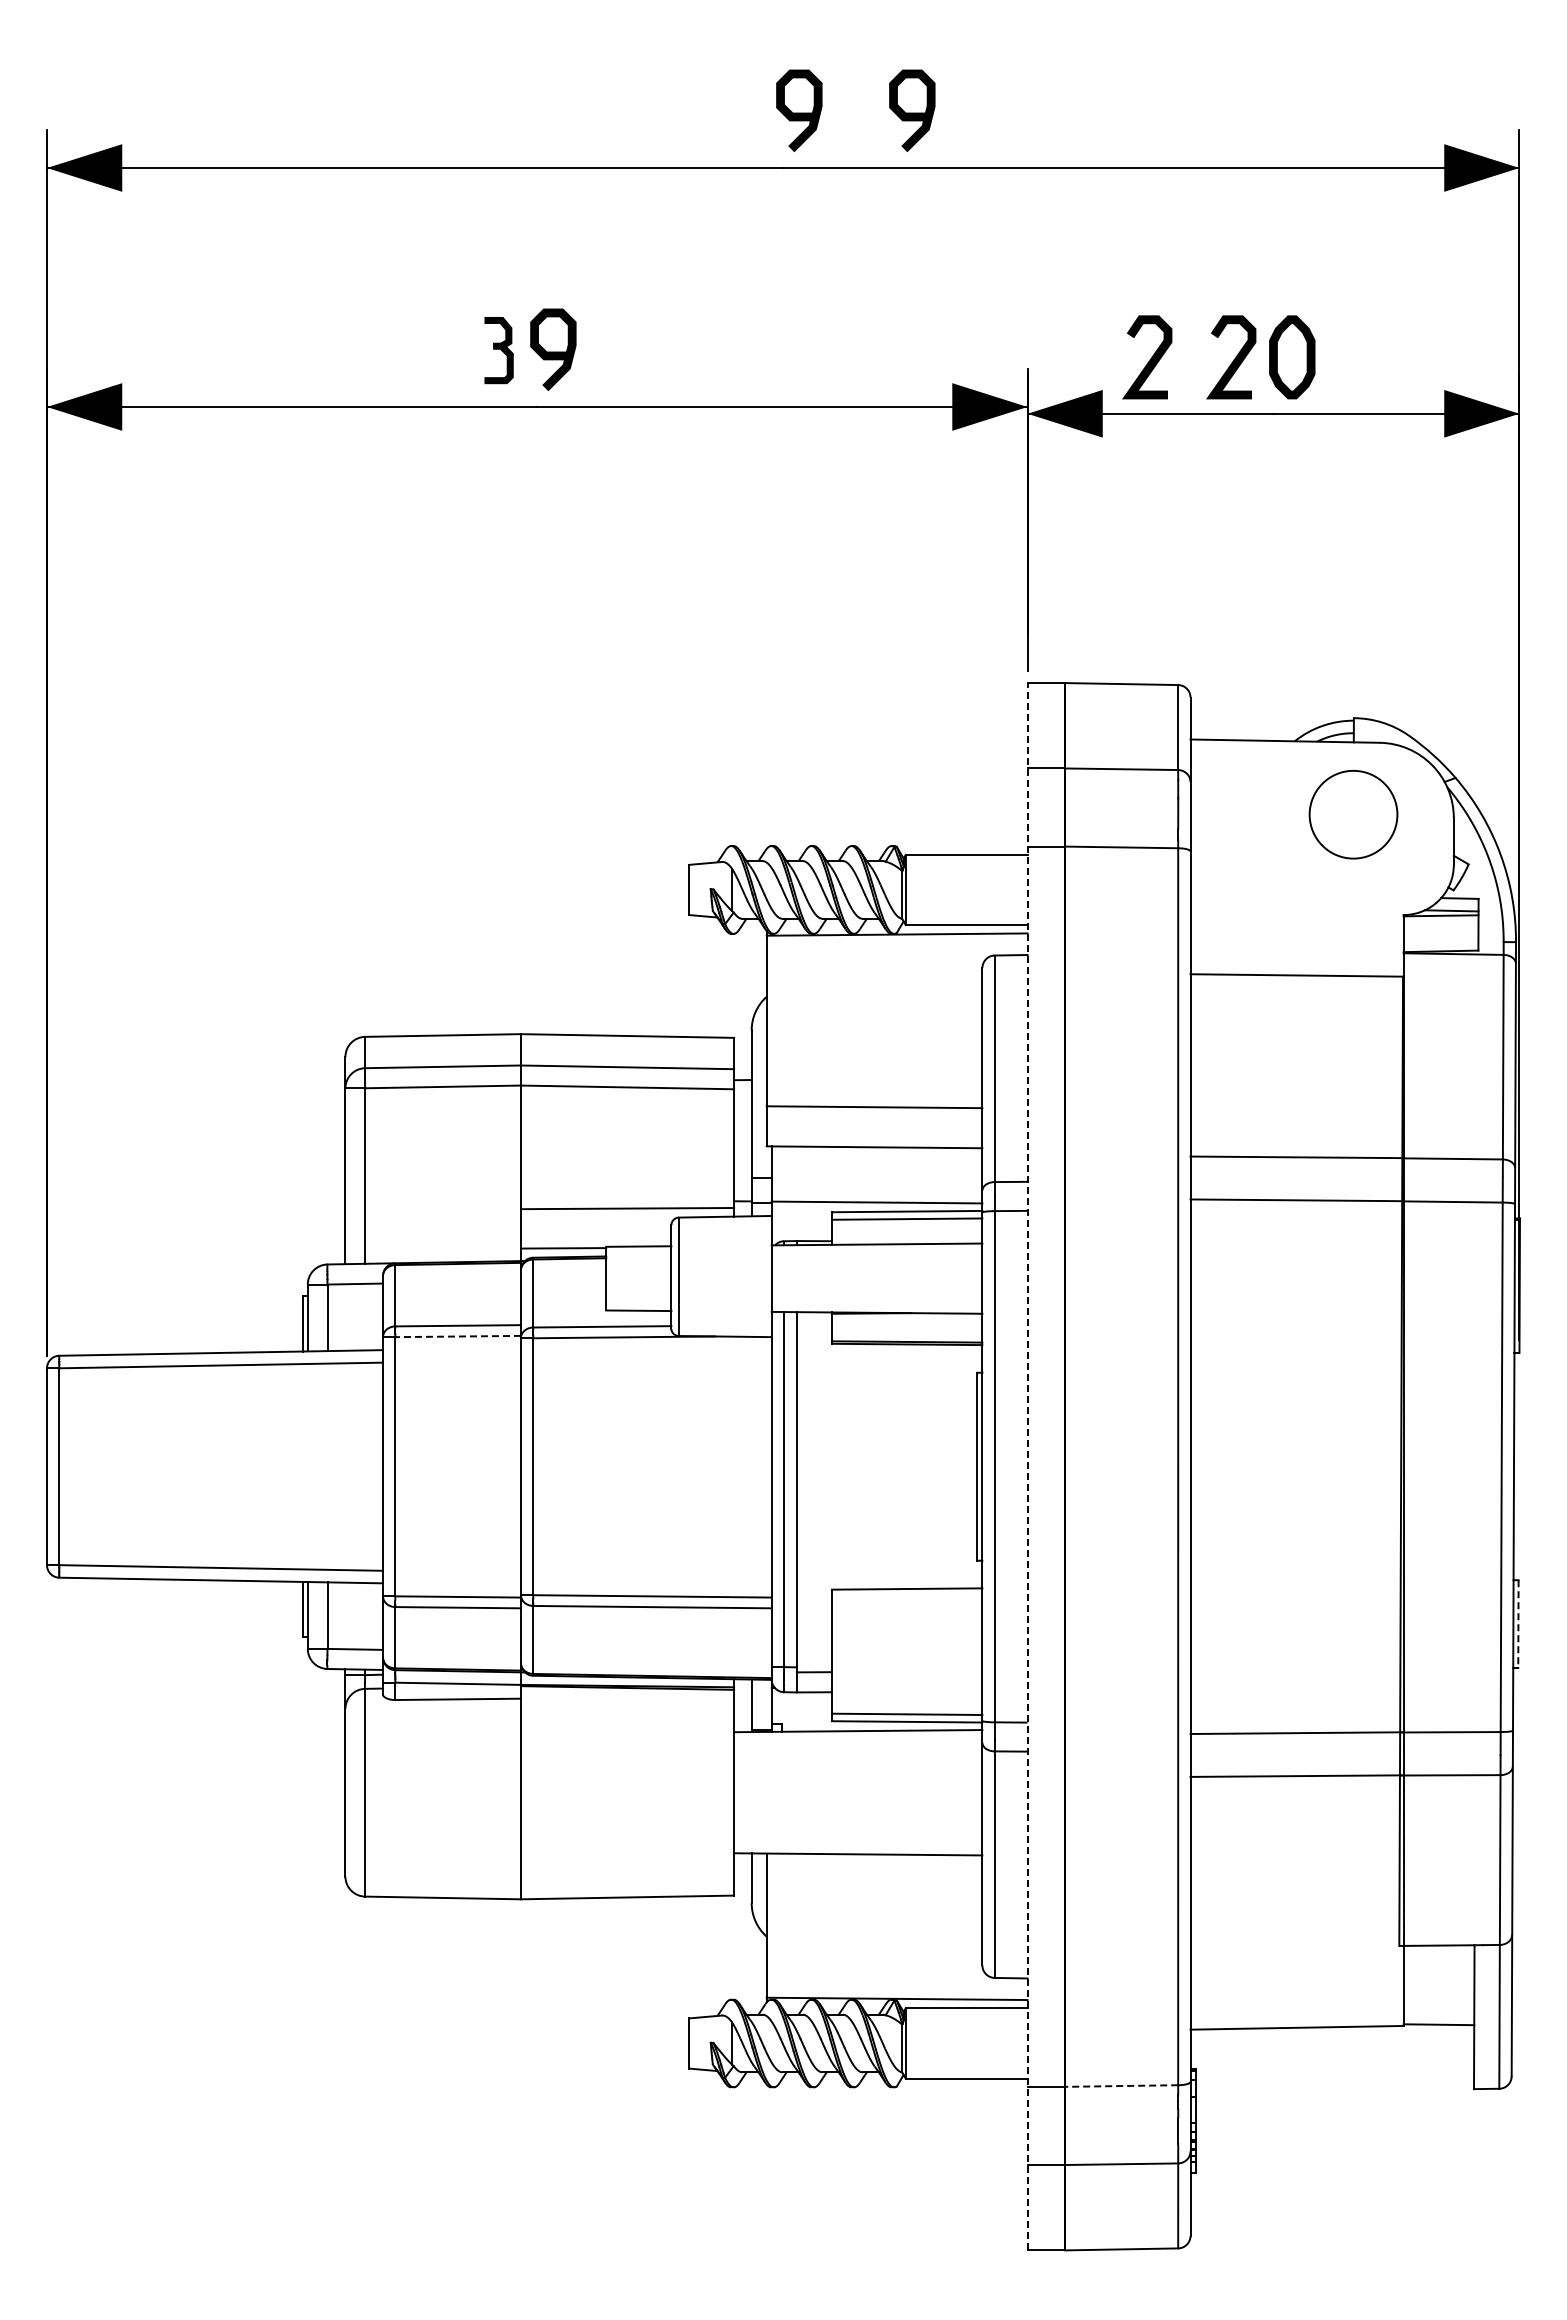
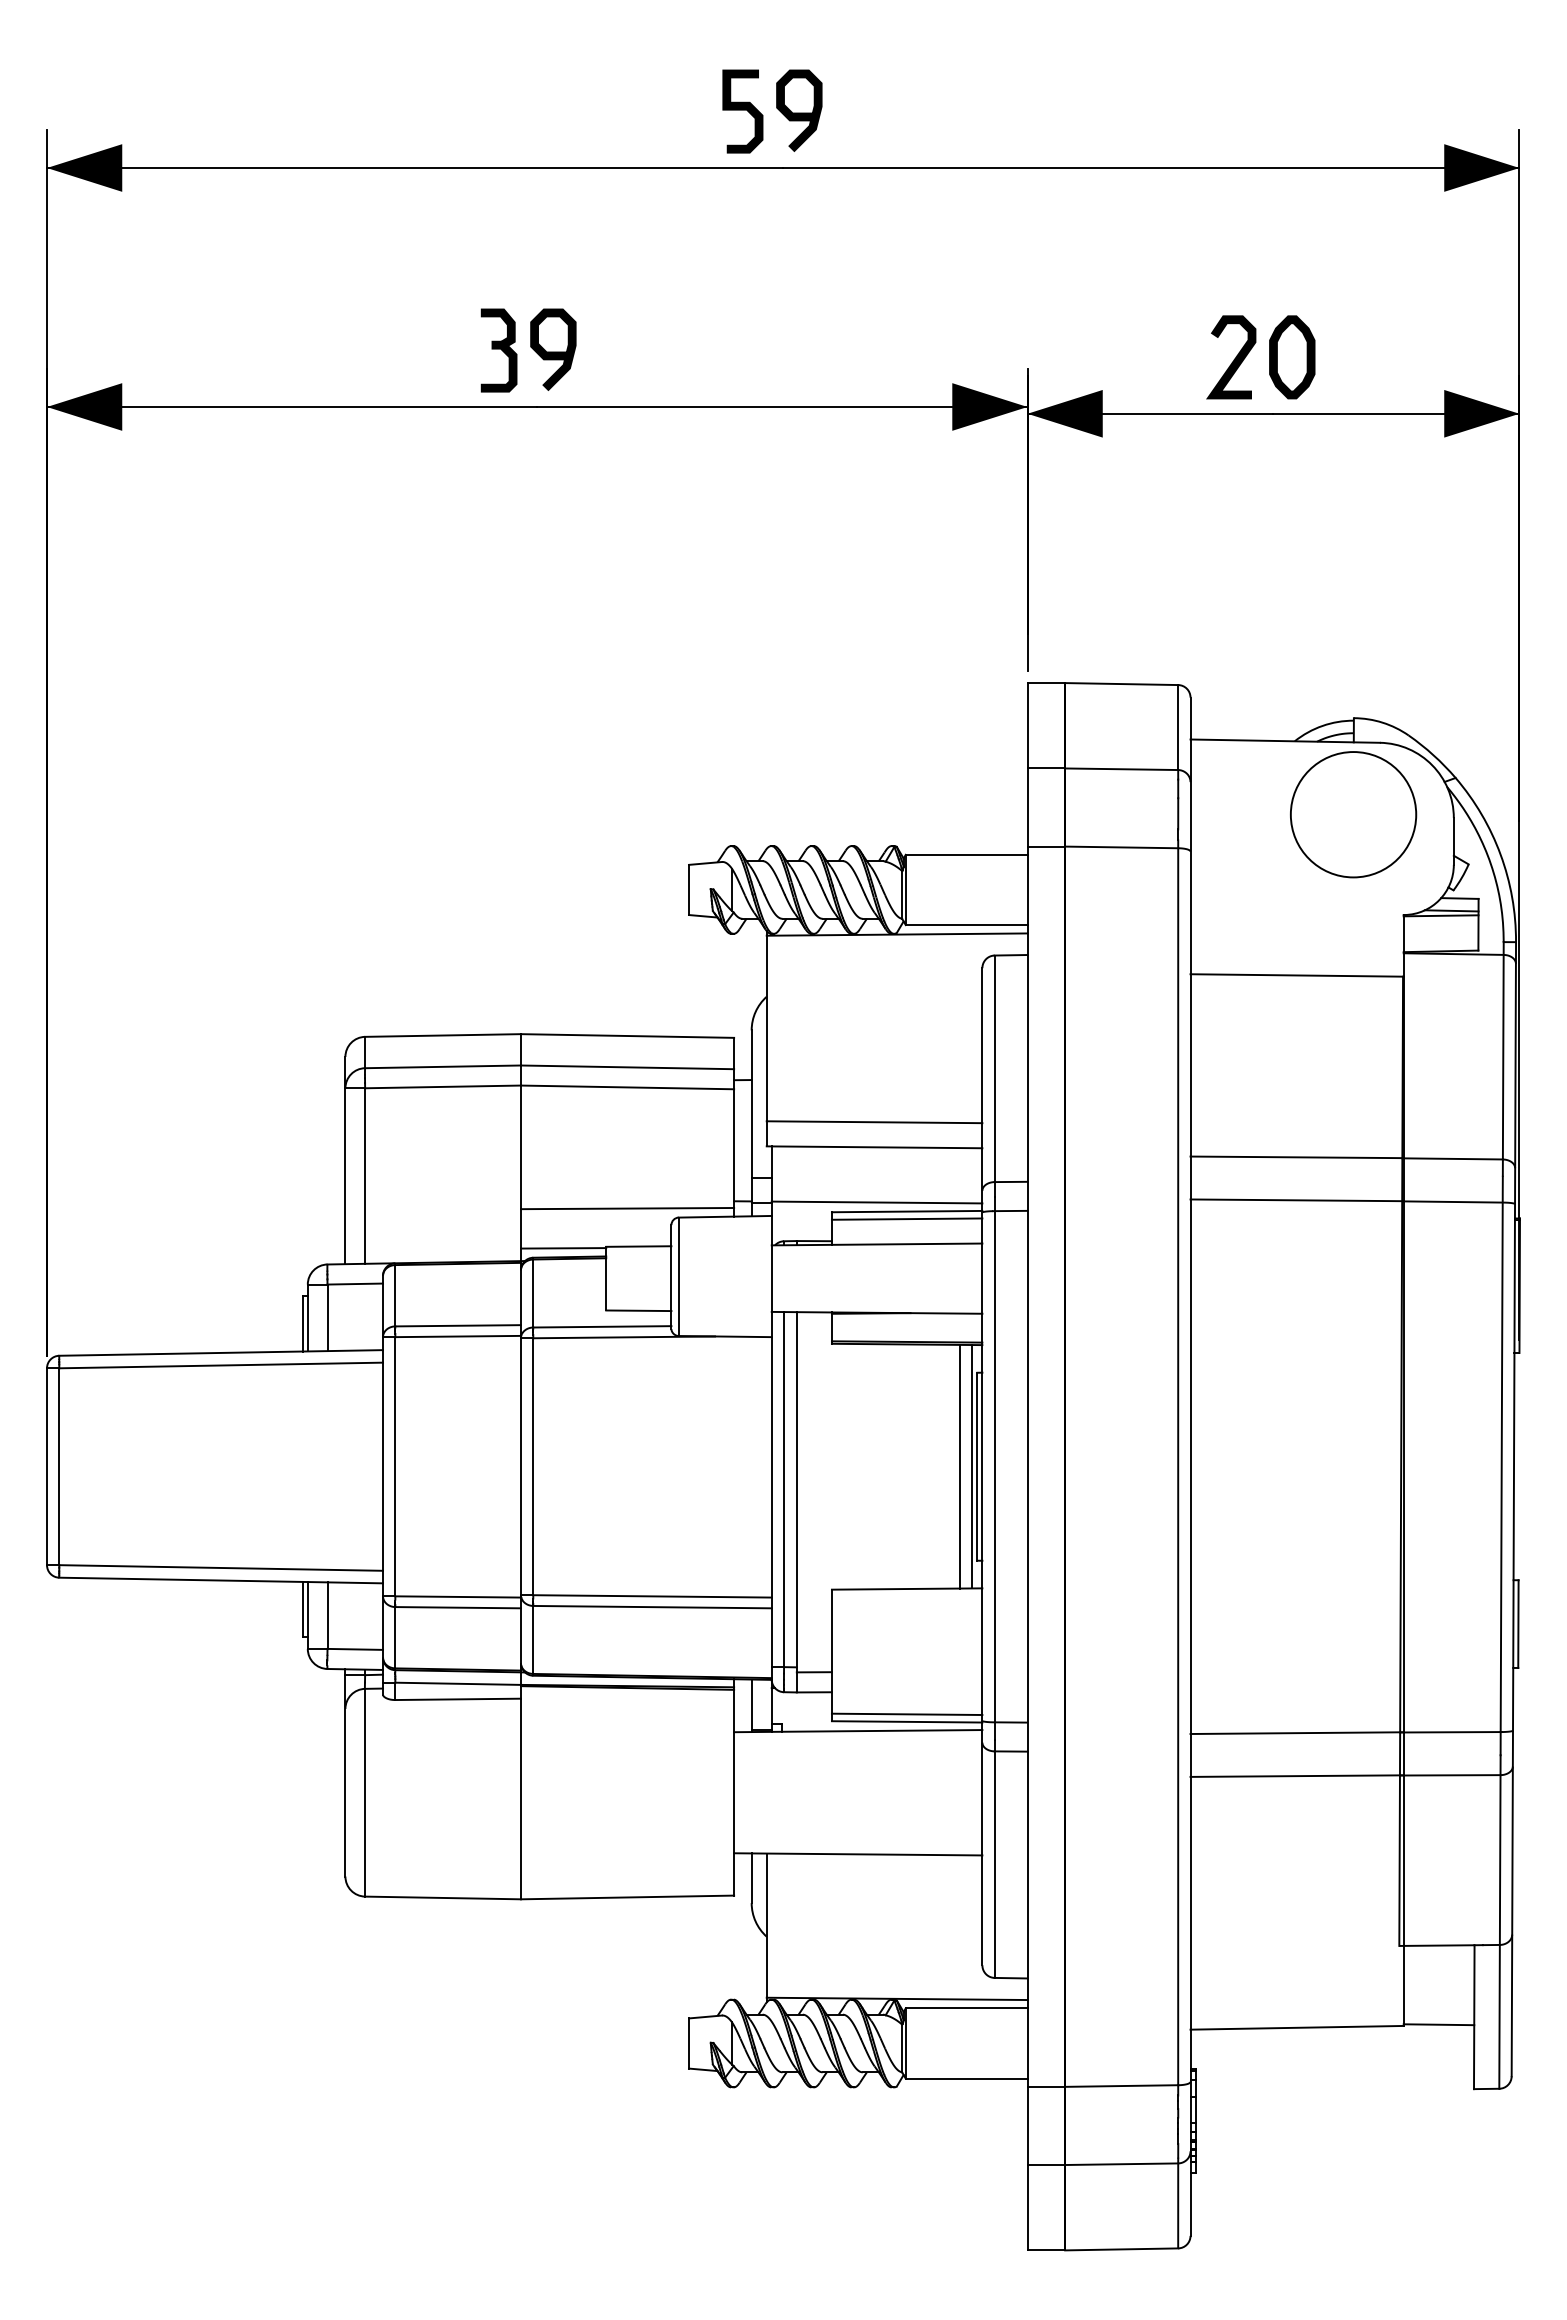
curve: none -> present (742, 110)
curve: present -> none (912, 112)
part size: 30x68 px -> 38x85 px (498, 350)
curve: present -> none (1149, 359)
circle diameter: 88 px -> 125 px (1353, 814)
line position: (874, 1107) -> (874, 1122) (874, 1122)
line: dashed -> solid (458, 1336)
line: none -> present (959, 1466)
line: none -> present (972, 1466)
line: dashed -> solid (1027, 1466)
line: dashed -> solid (1518, 1624)
line: dashed -> solid (1121, 2086)
